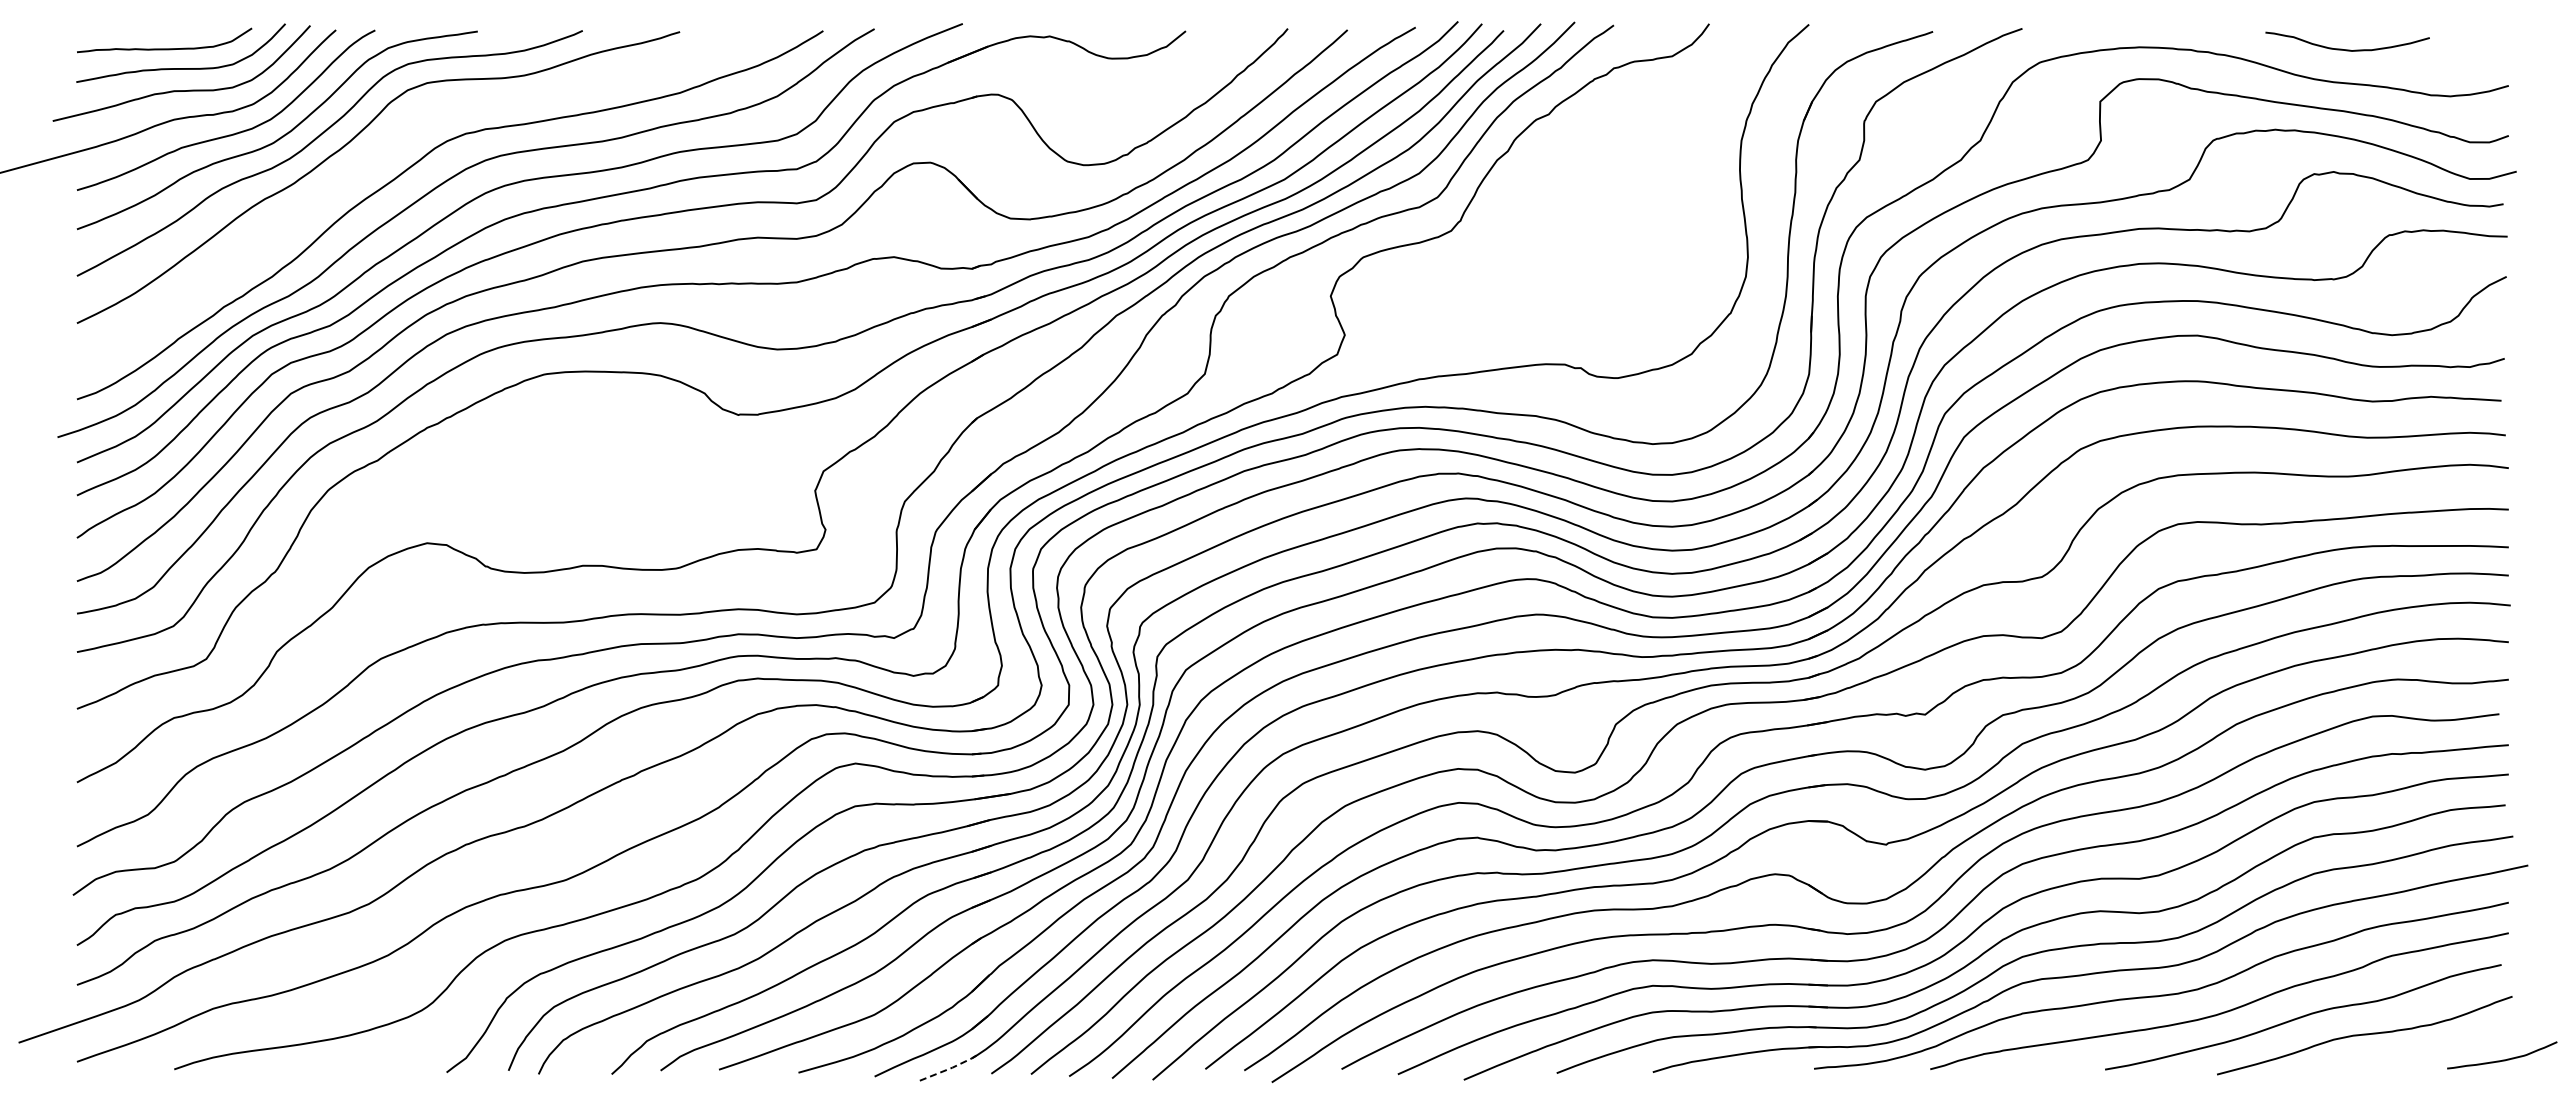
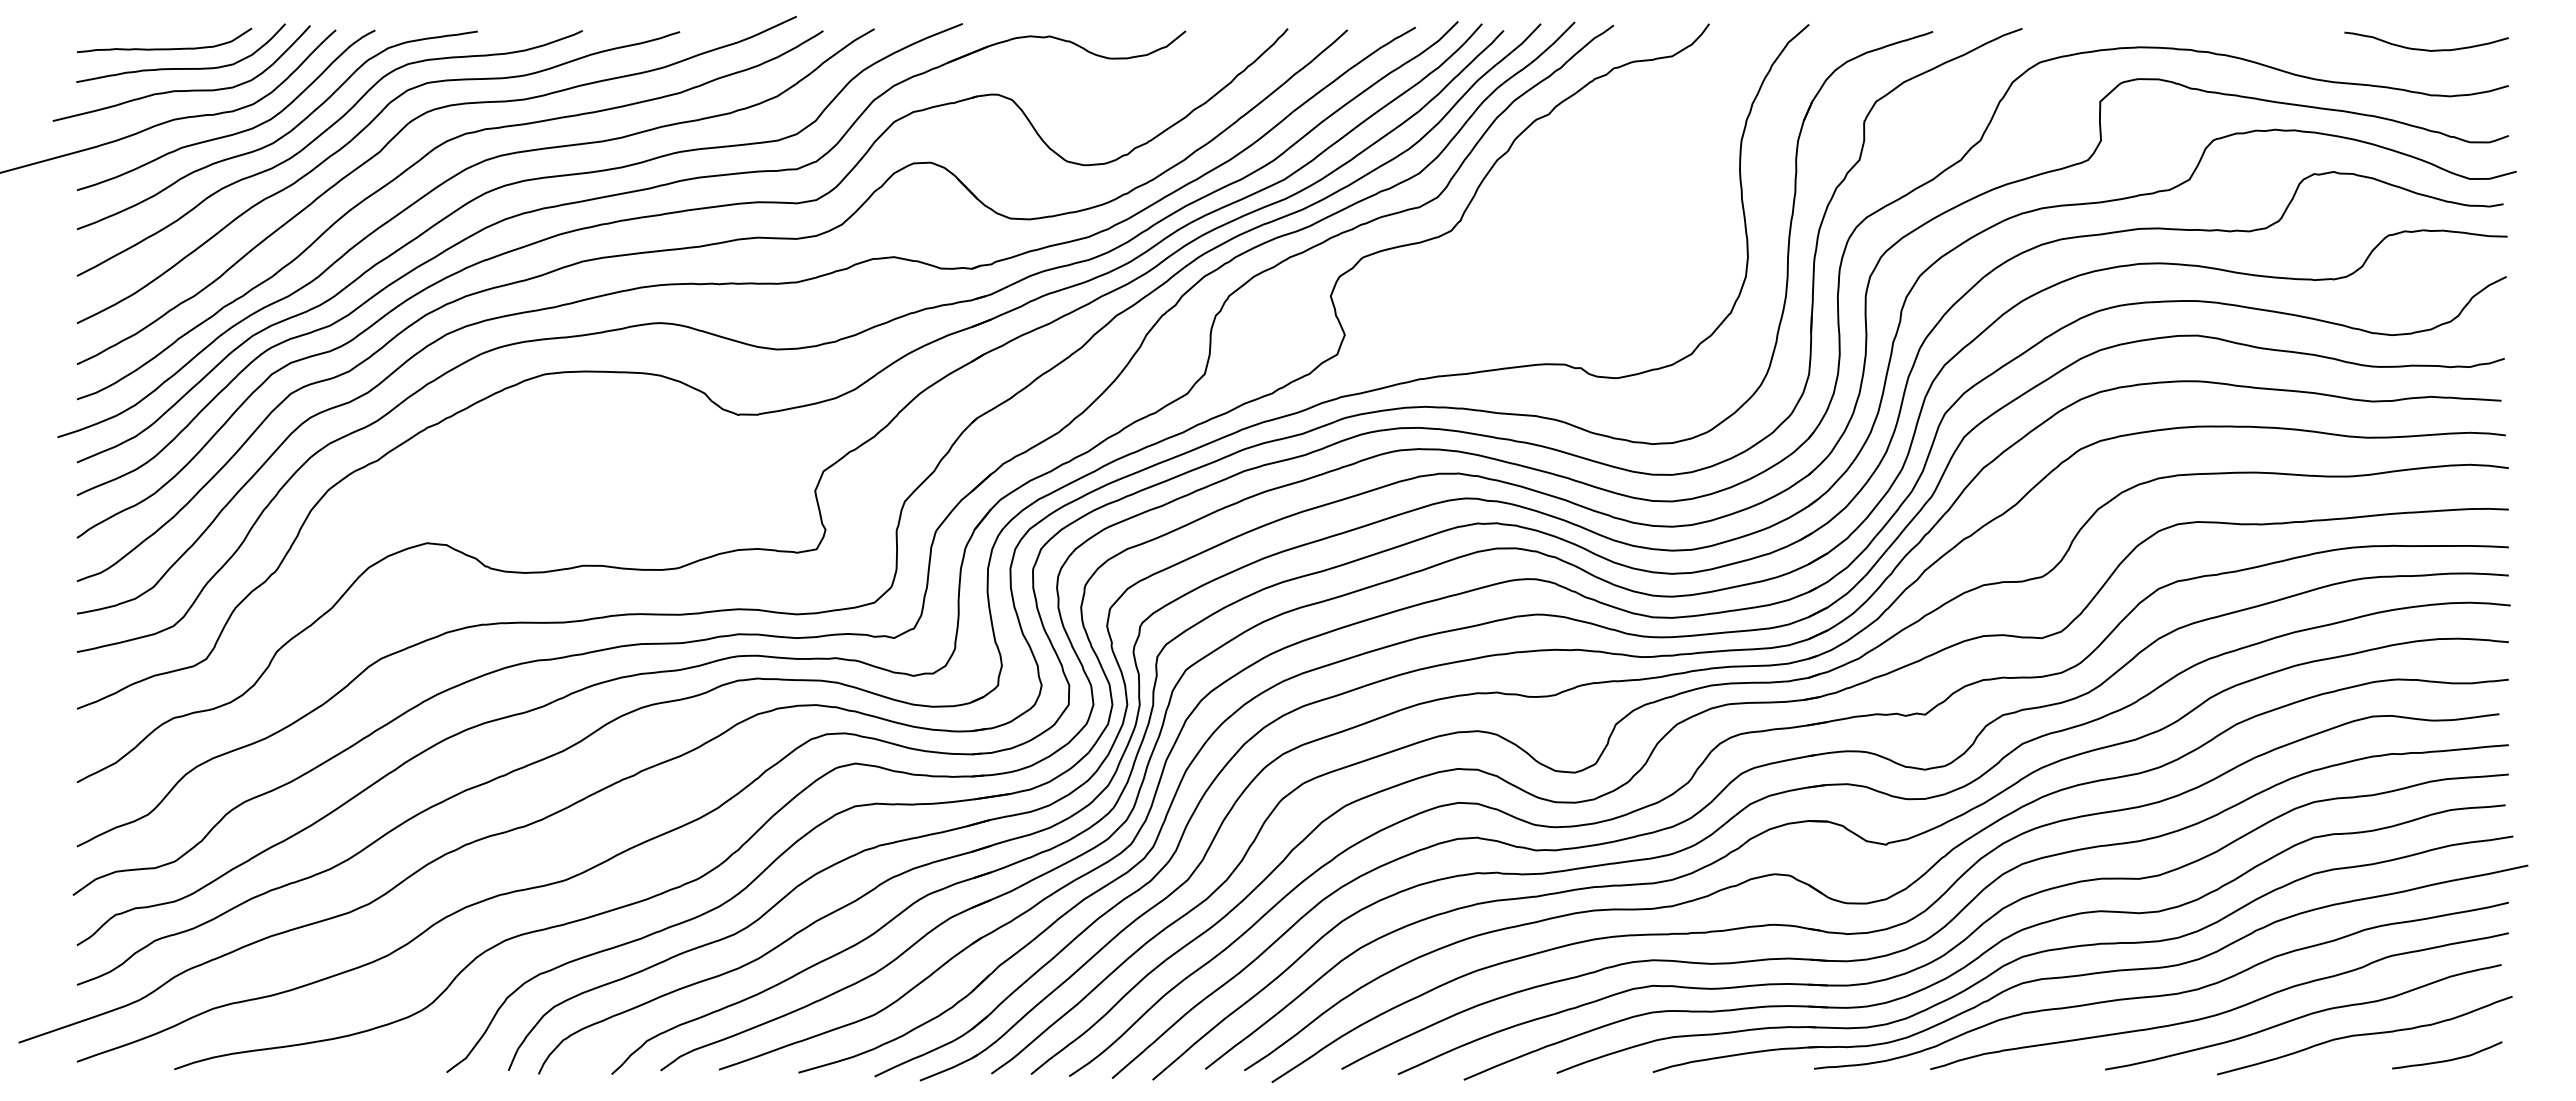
curve position: (2347, 49) -> (2426, 49) (2426, 49)
curve: none -> present (390, 142)
curve position: (2502, 1059) -> (2447, 1059) (2447, 1059)
line: dashed -> solid (950, 1068)
